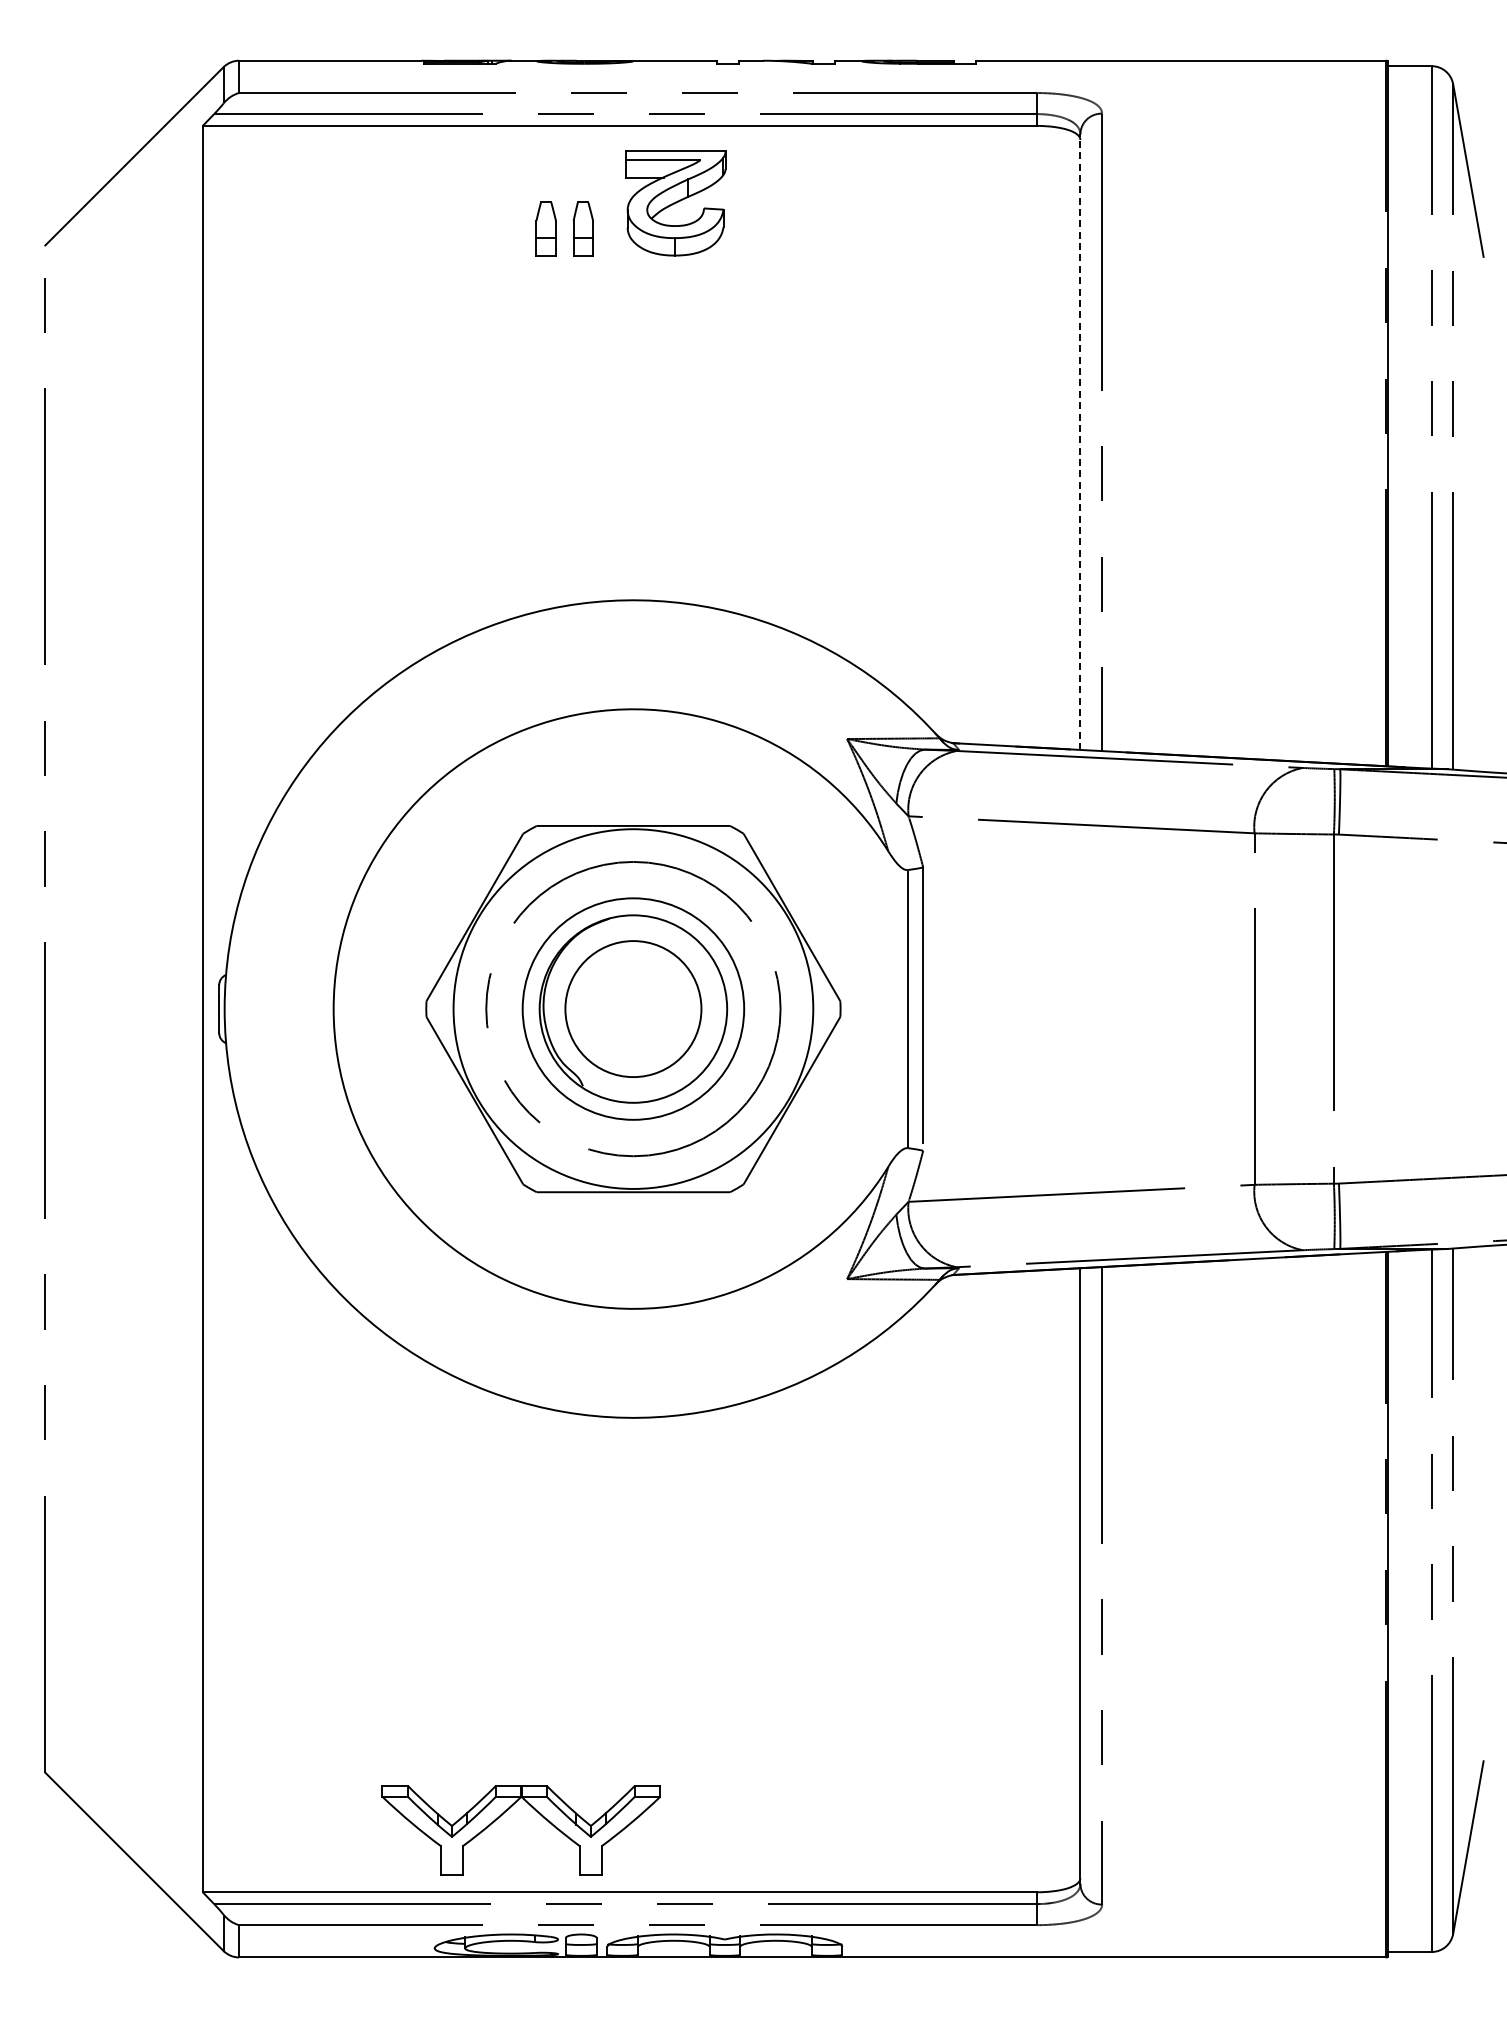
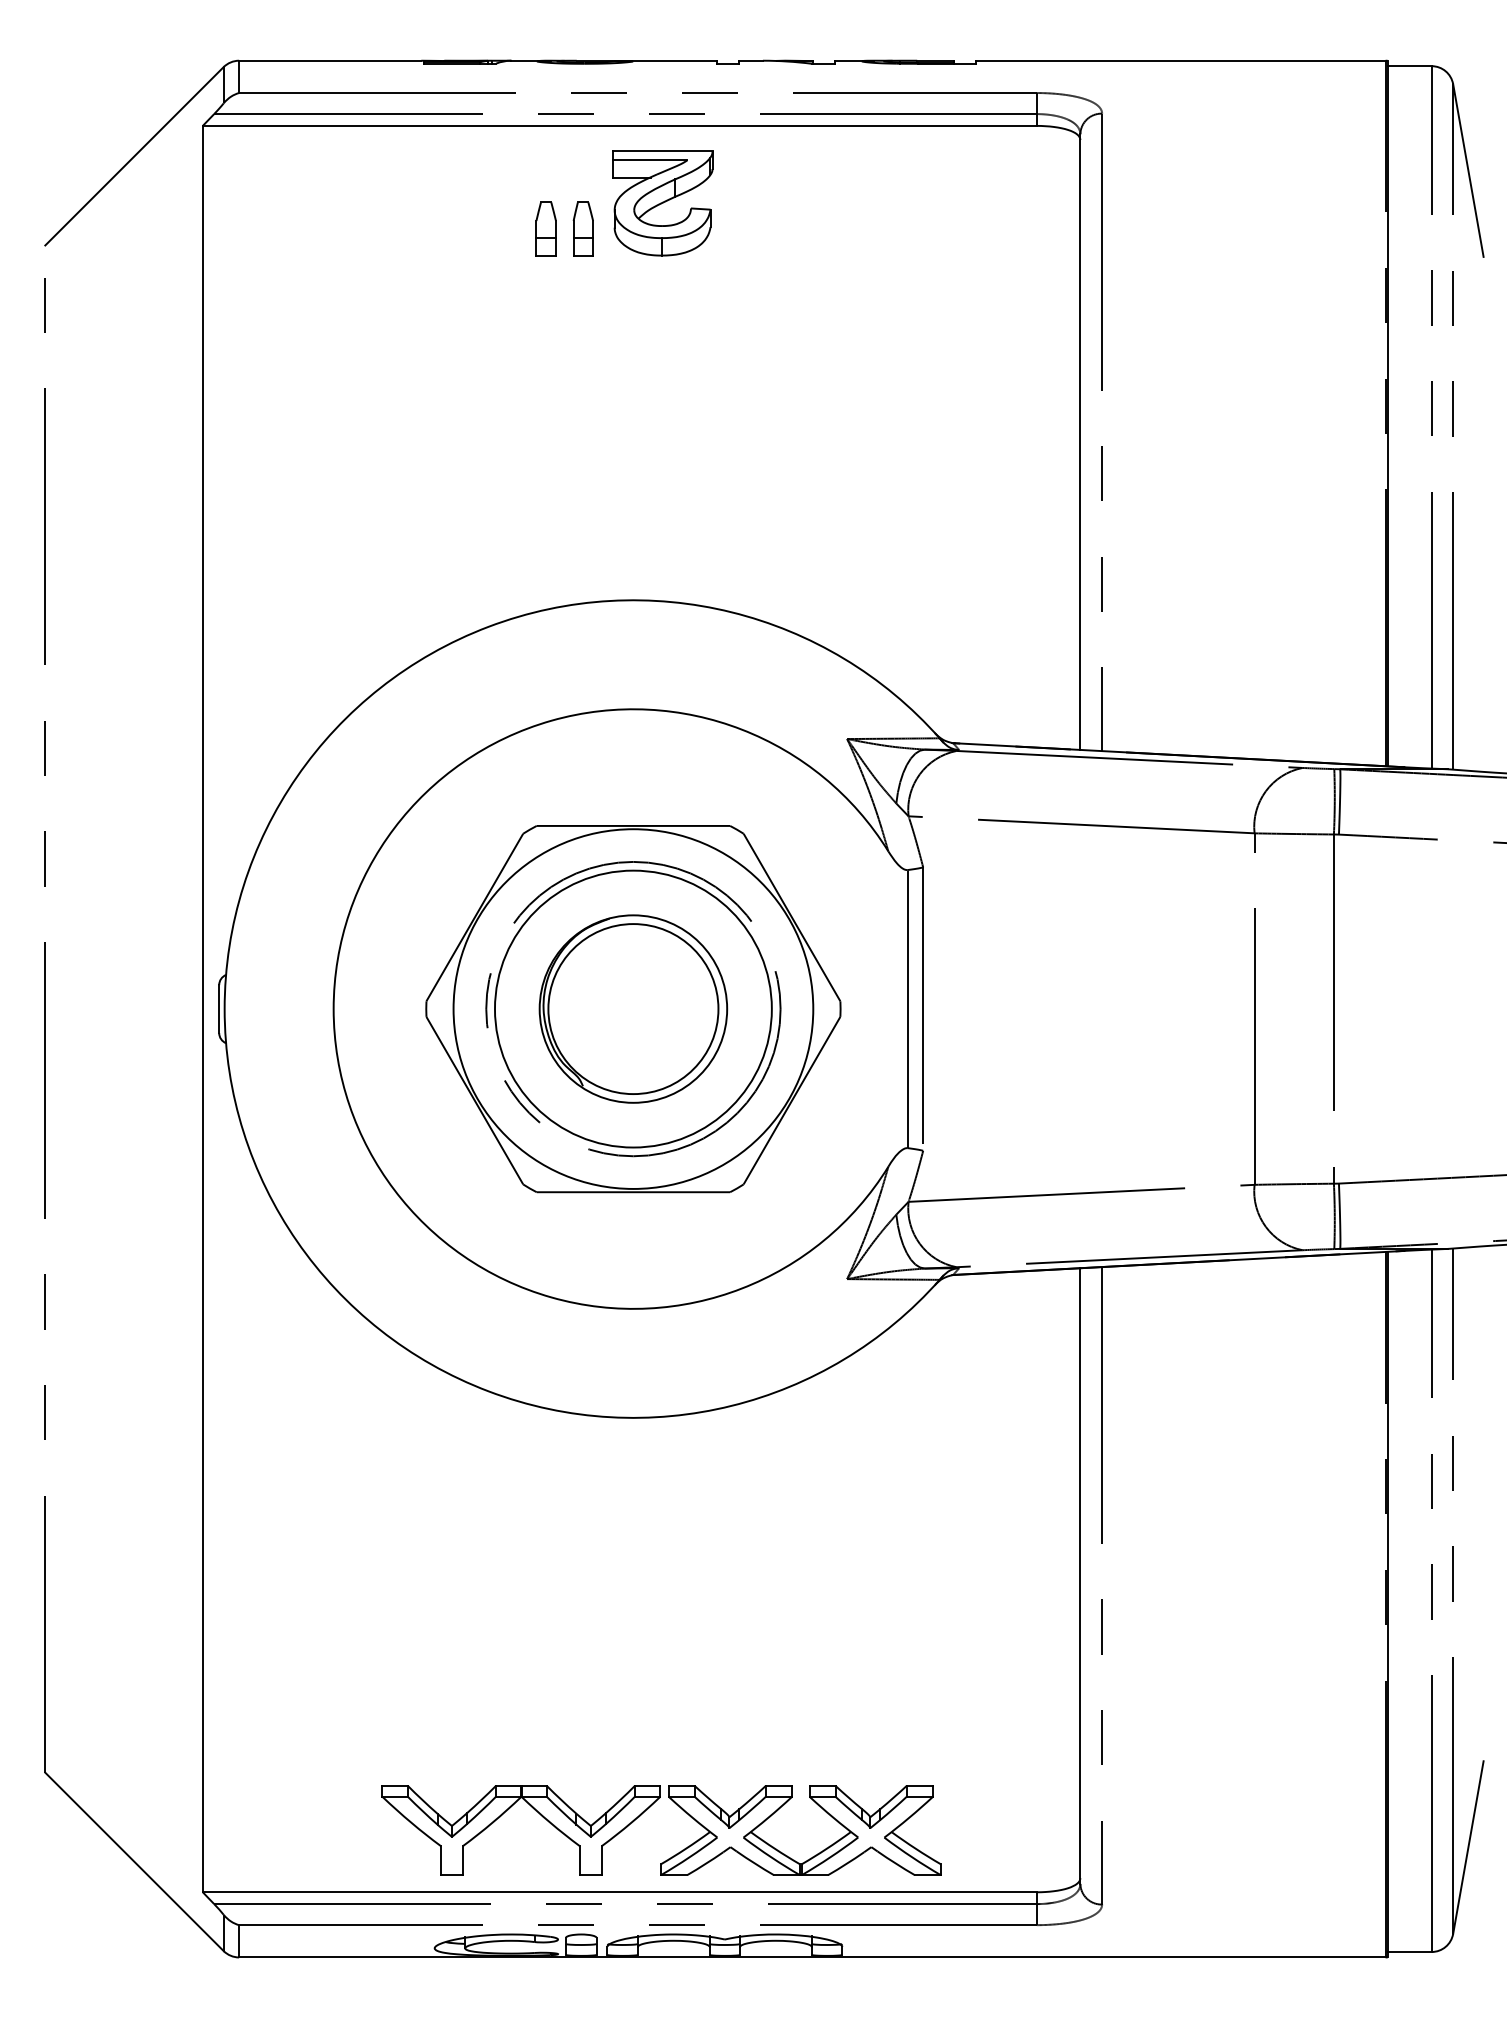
part position: (675, 203) -> (662, 203) (662, 203)
line: dashed -> solid (1080, 442)
circle diameter: 222 px -> 277 px (632, 1008)
circle diameter: 136 px -> 170 px (633, 1009)
part: none -> present (784, 1853)
